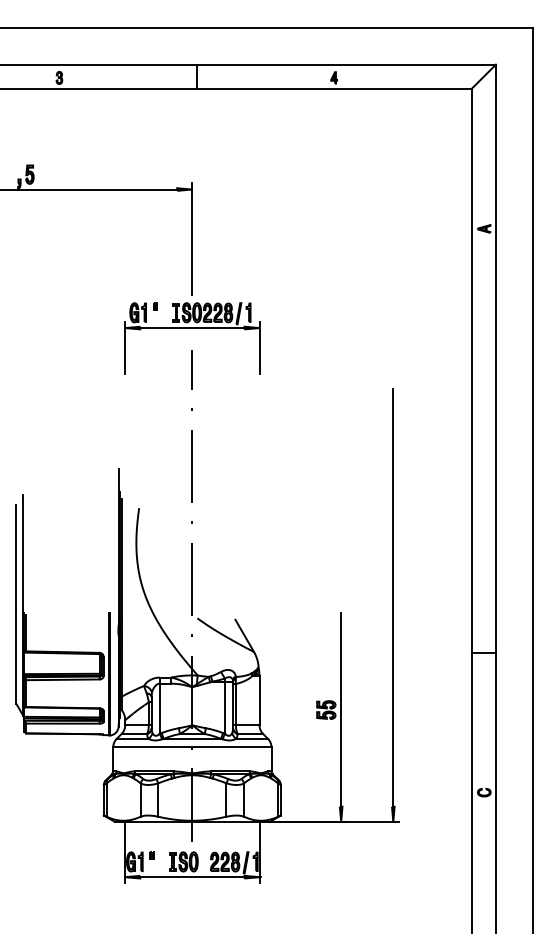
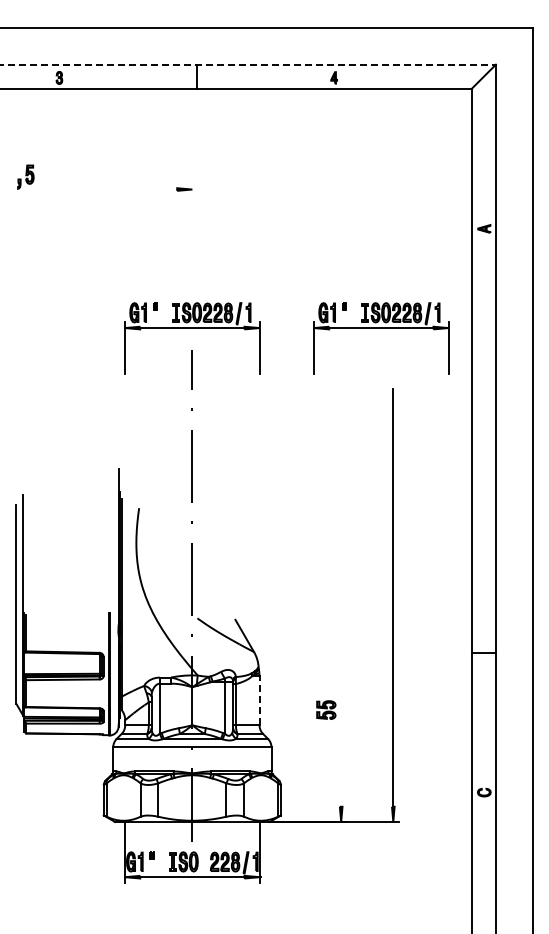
line: solid -> dashed (248, 64)
line: present -> none (89, 189)
line: present -> none (192, 239)
part: none -> present (381, 328)
line: solid -> dashed (259, 700)
line: present -> none (341, 709)
